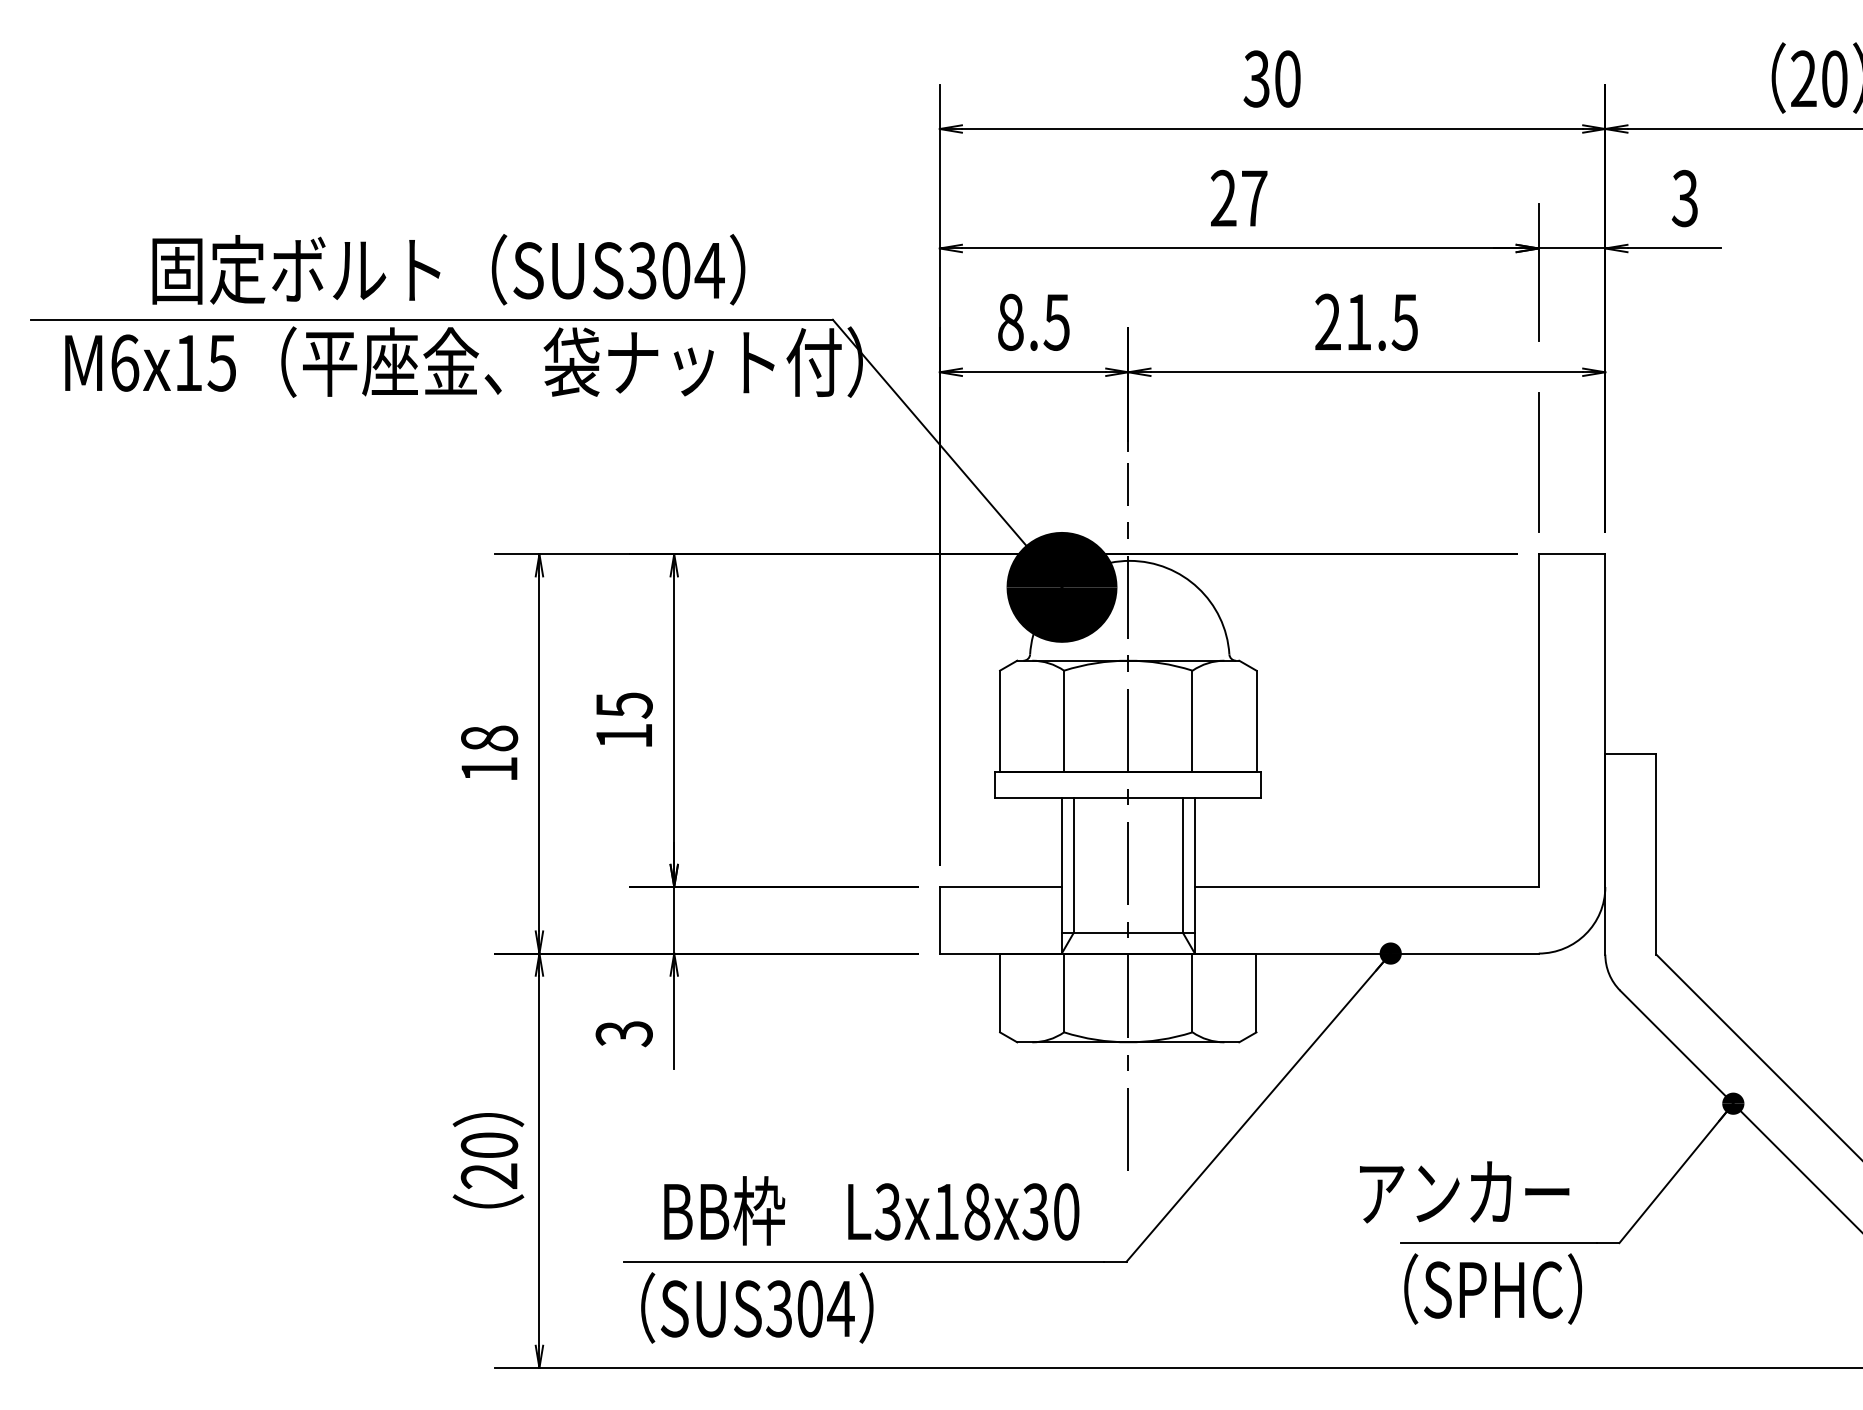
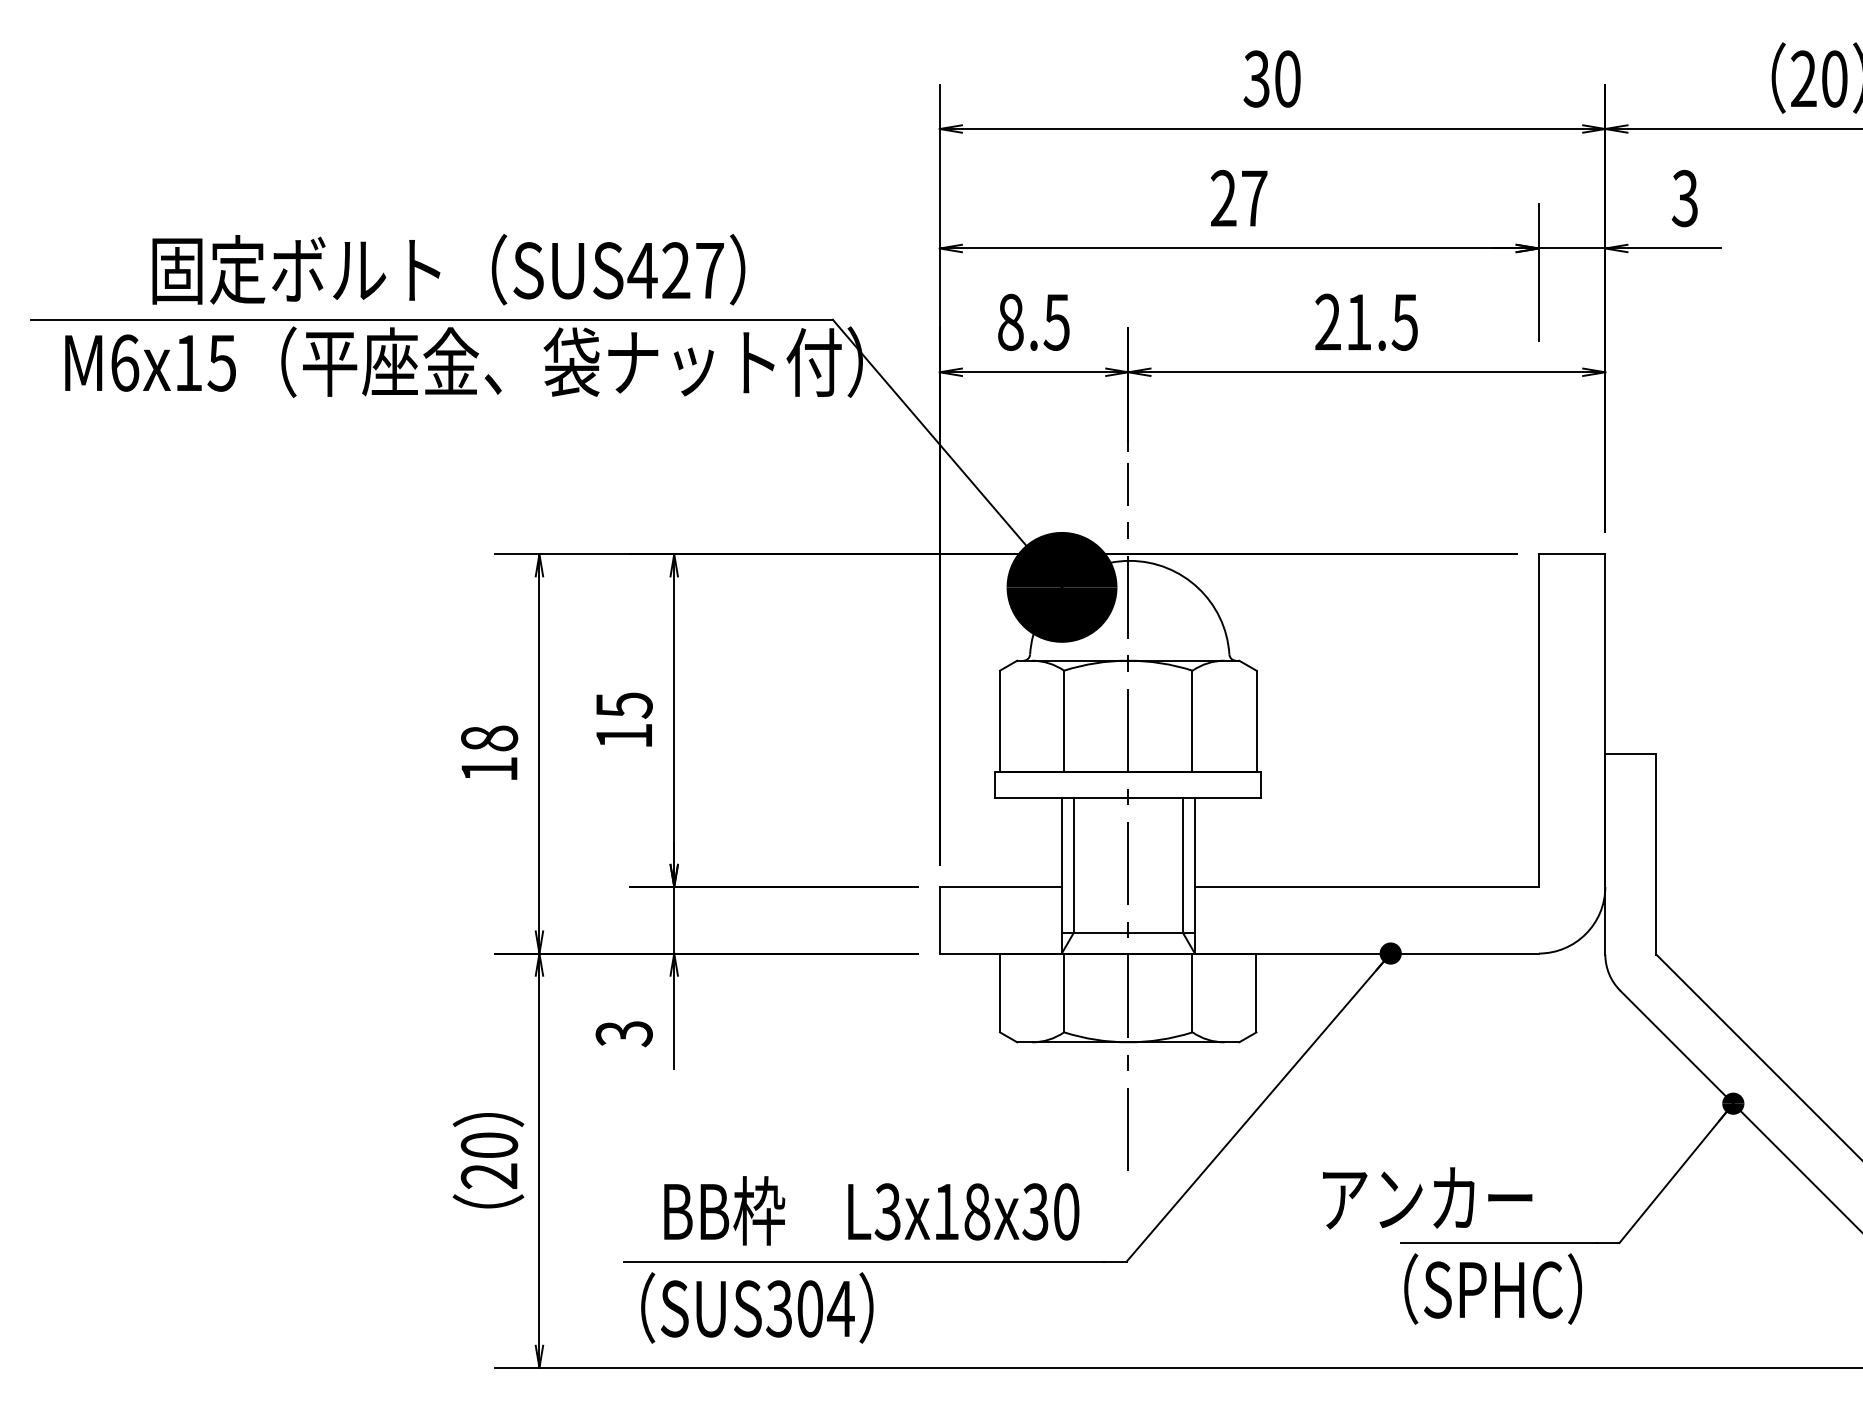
text: SUS304 -> SUS427 (675, 270)
line: present -> none (1538, 462)
text position: (1464, 1192) -> (1427, 1198) (1427, 1198)
